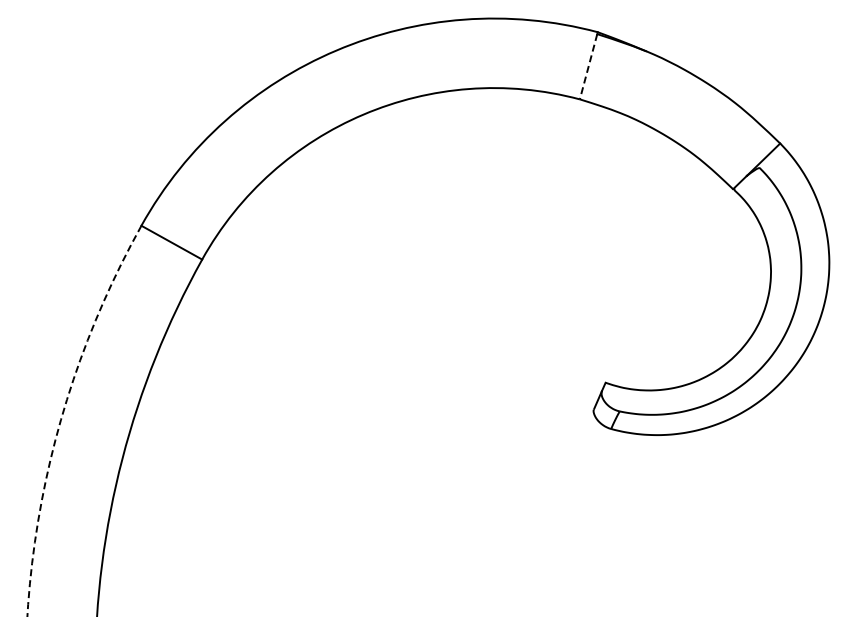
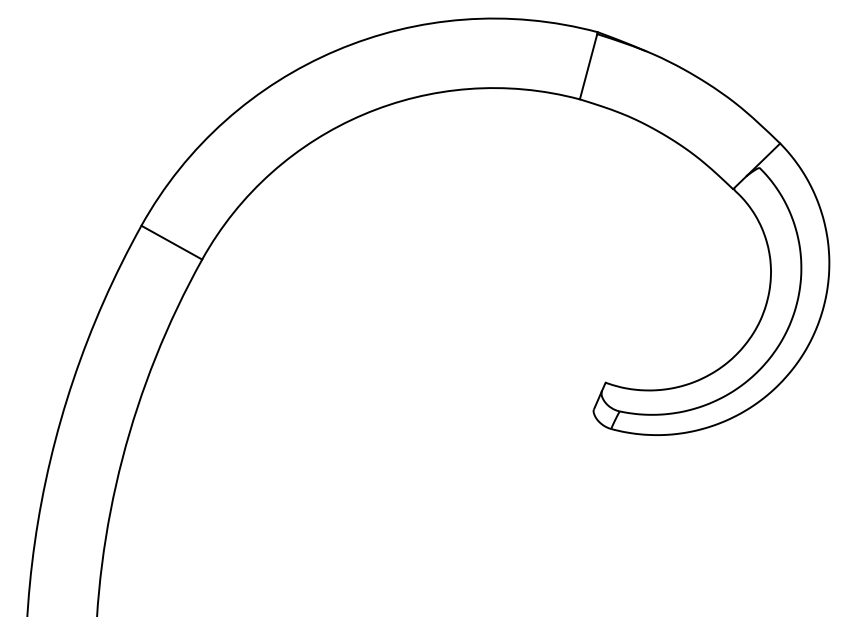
line: dashed -> solid (588, 66)
arc: dashed -> solid (62, 413)
